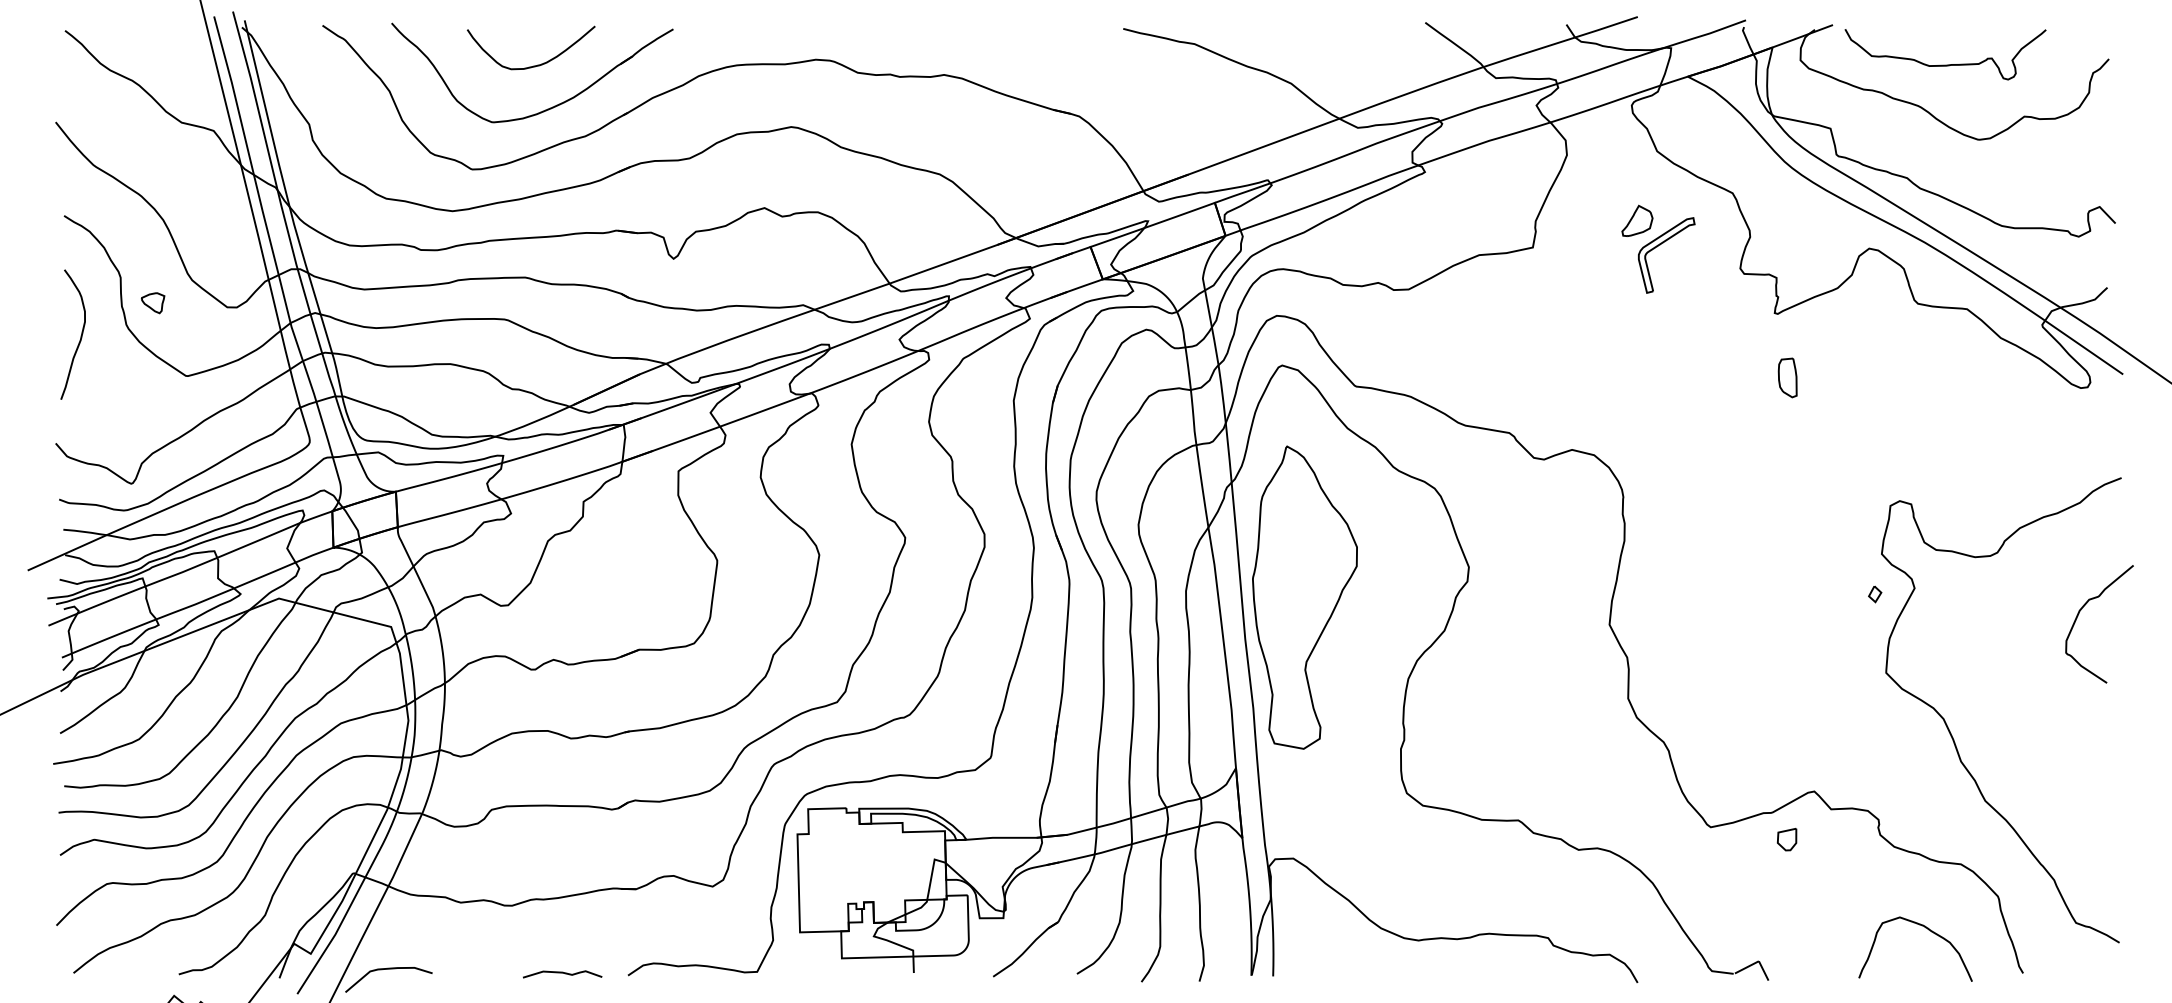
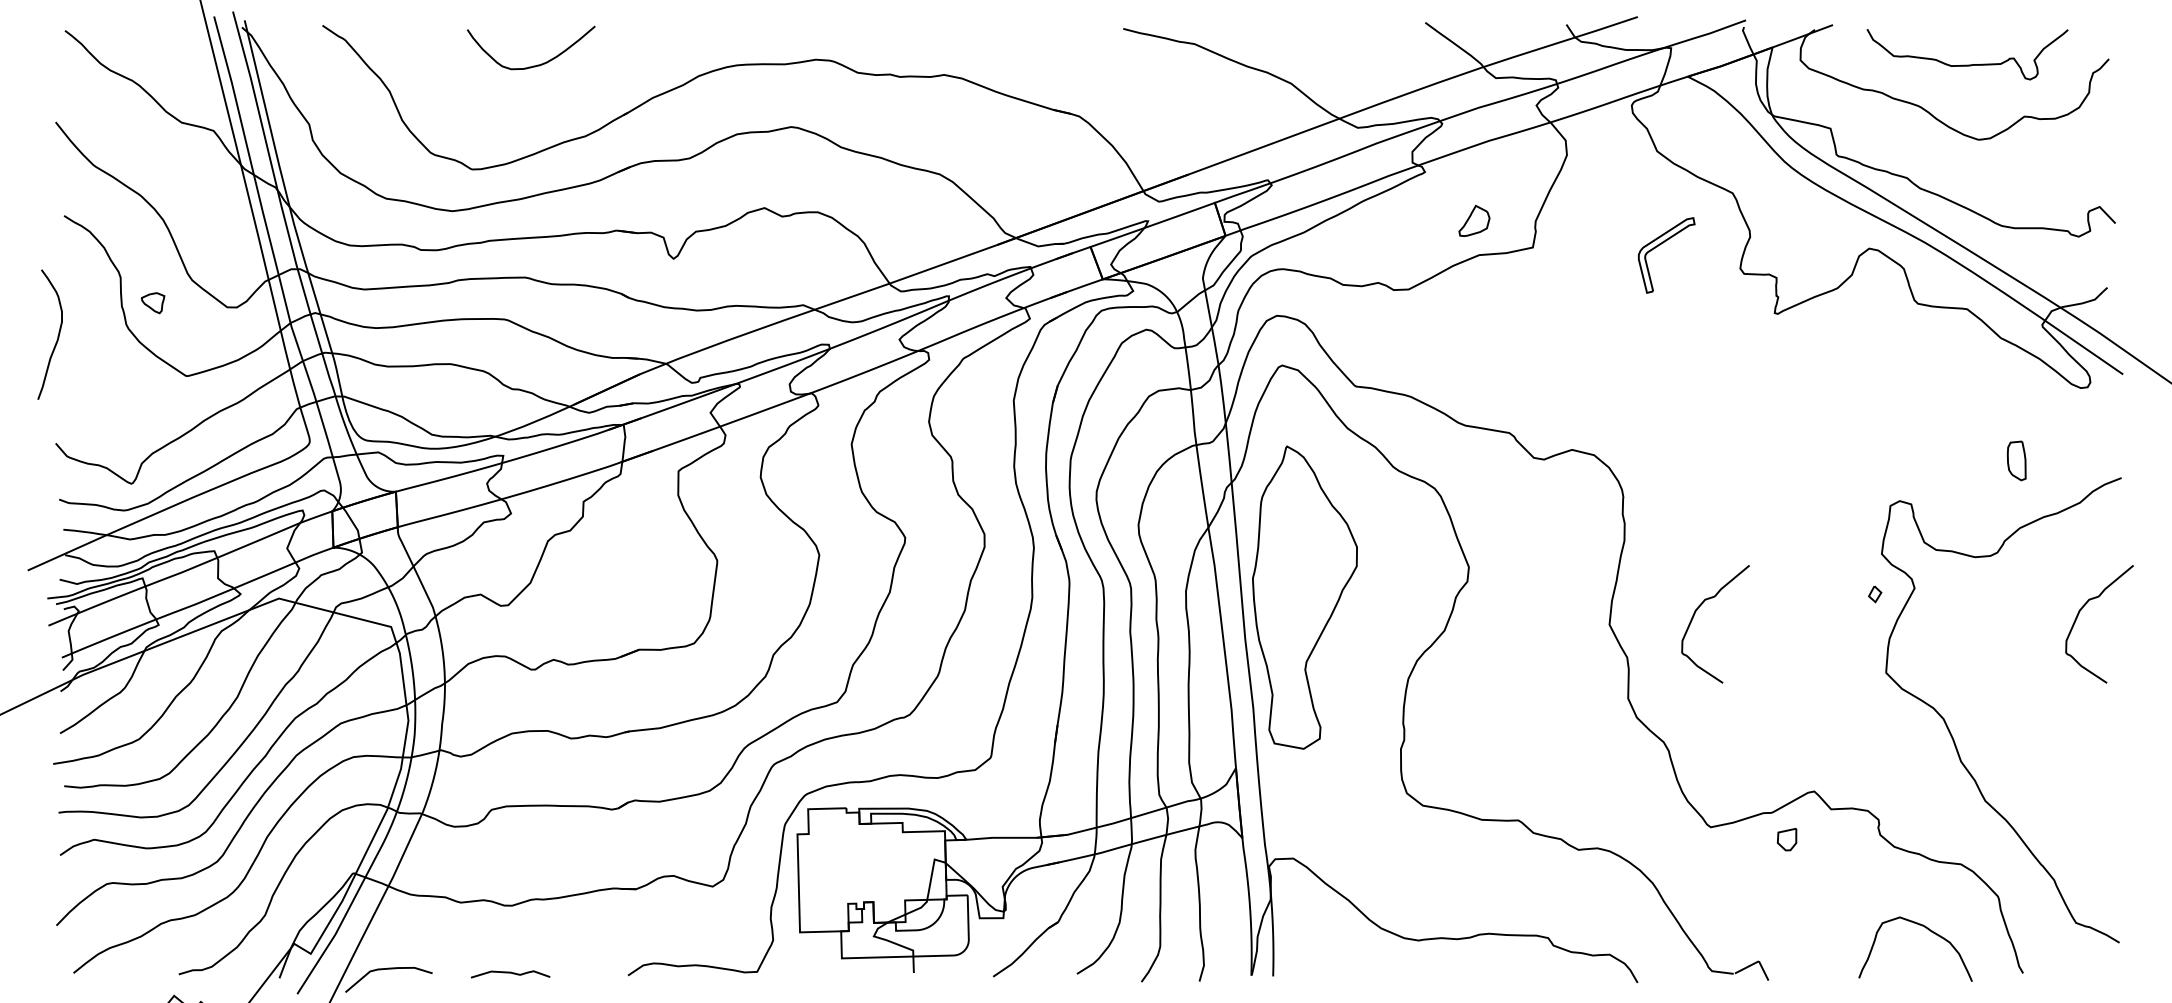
curve position: (1945, 64) -> (1967, 64) (1967, 64)
part: present -> none (547, 108)
part position: (1637, 220) -> (1474, 220) (1474, 220)
curve position: (80, 335) -> (57, 335) (57, 335)
part position: (1787, 377) -> (2016, 460) (2016, 460)
curve: none -> present (1694, 616)
curve position: (562, 973) -> (510, 973) (510, 973)
